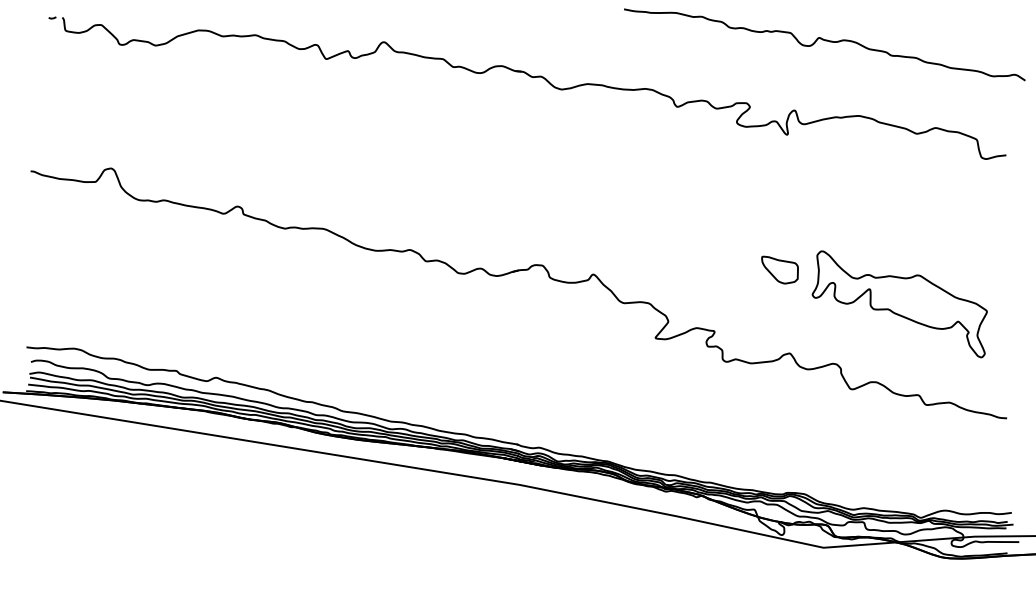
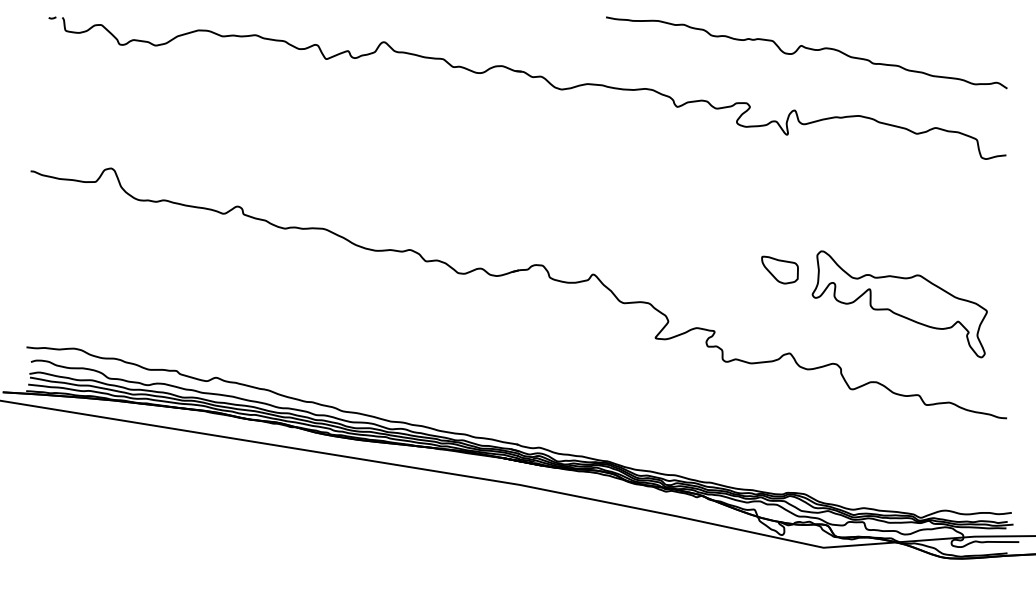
curve position: (825, 41) -> (807, 49) (807, 49)
